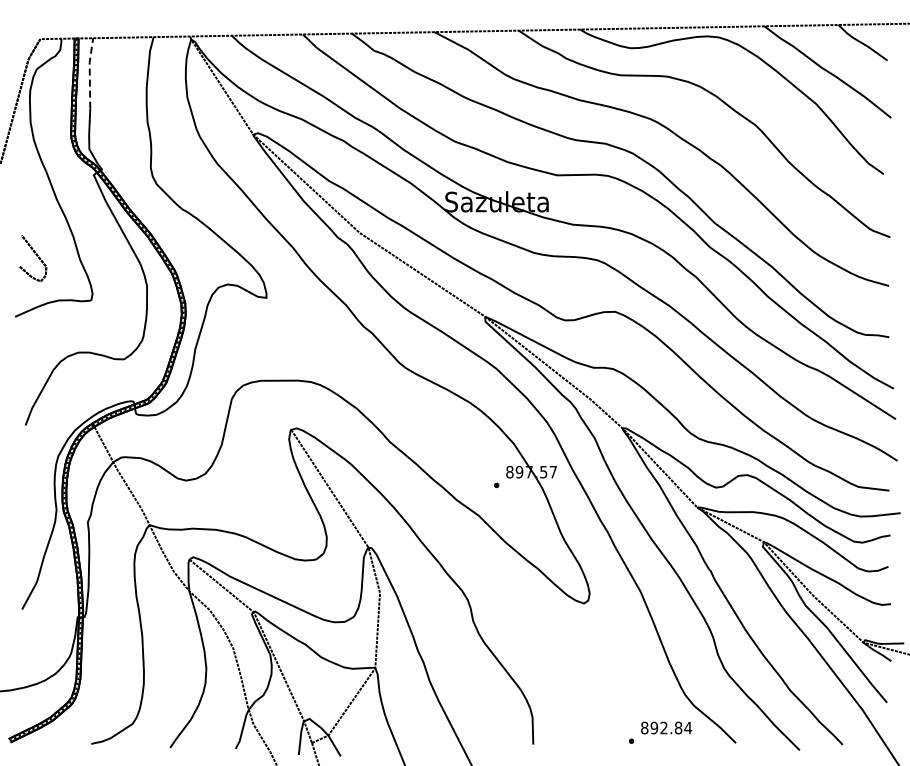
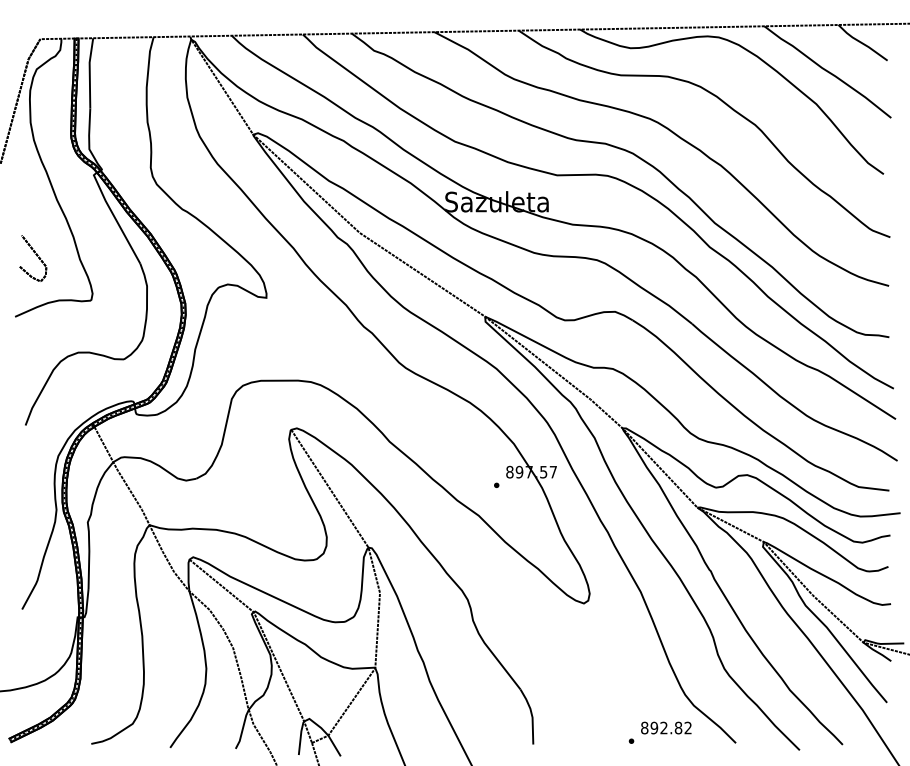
line: dashed -> solid (89, 72)
text: 892.84 -> 892.82 (688, 727)
